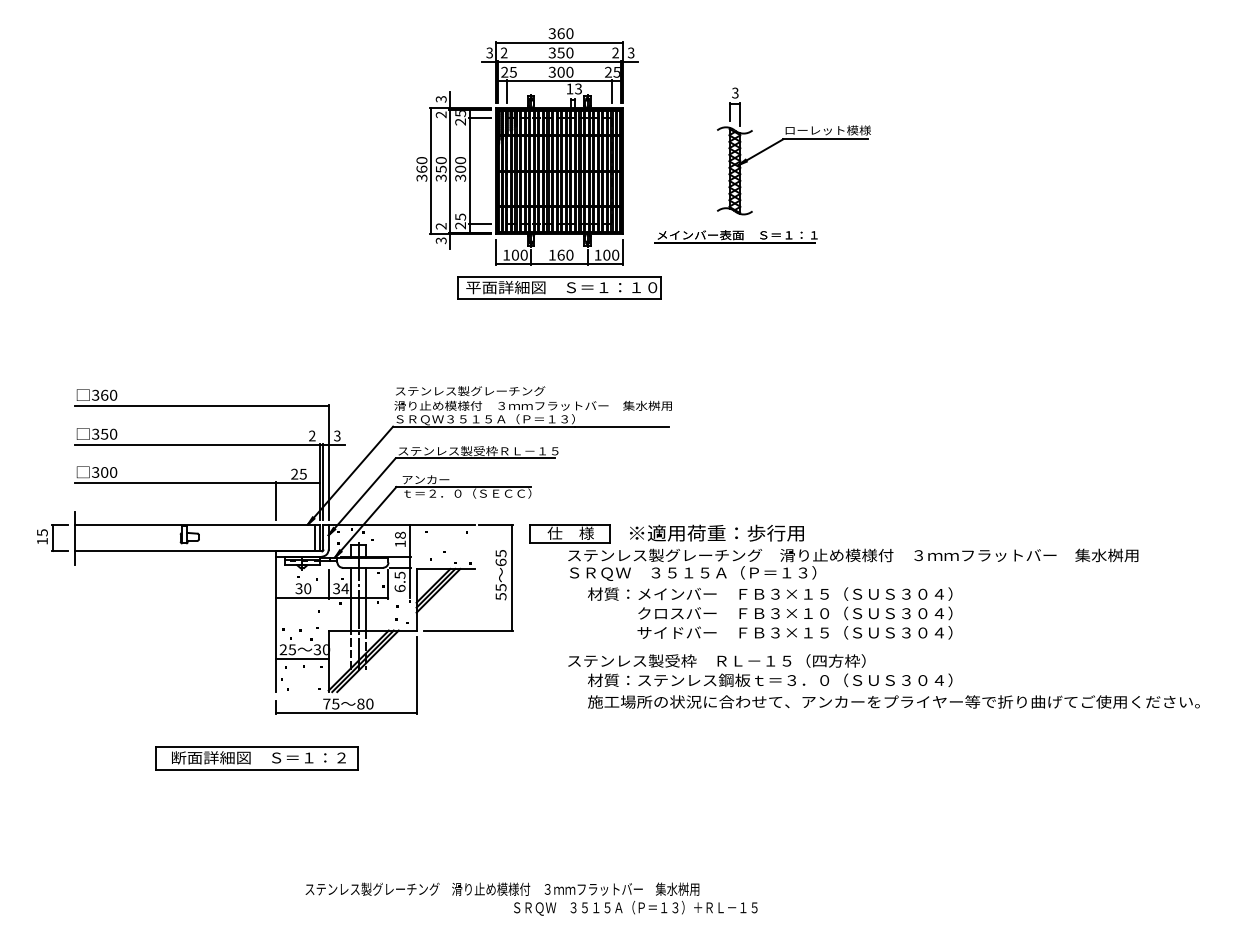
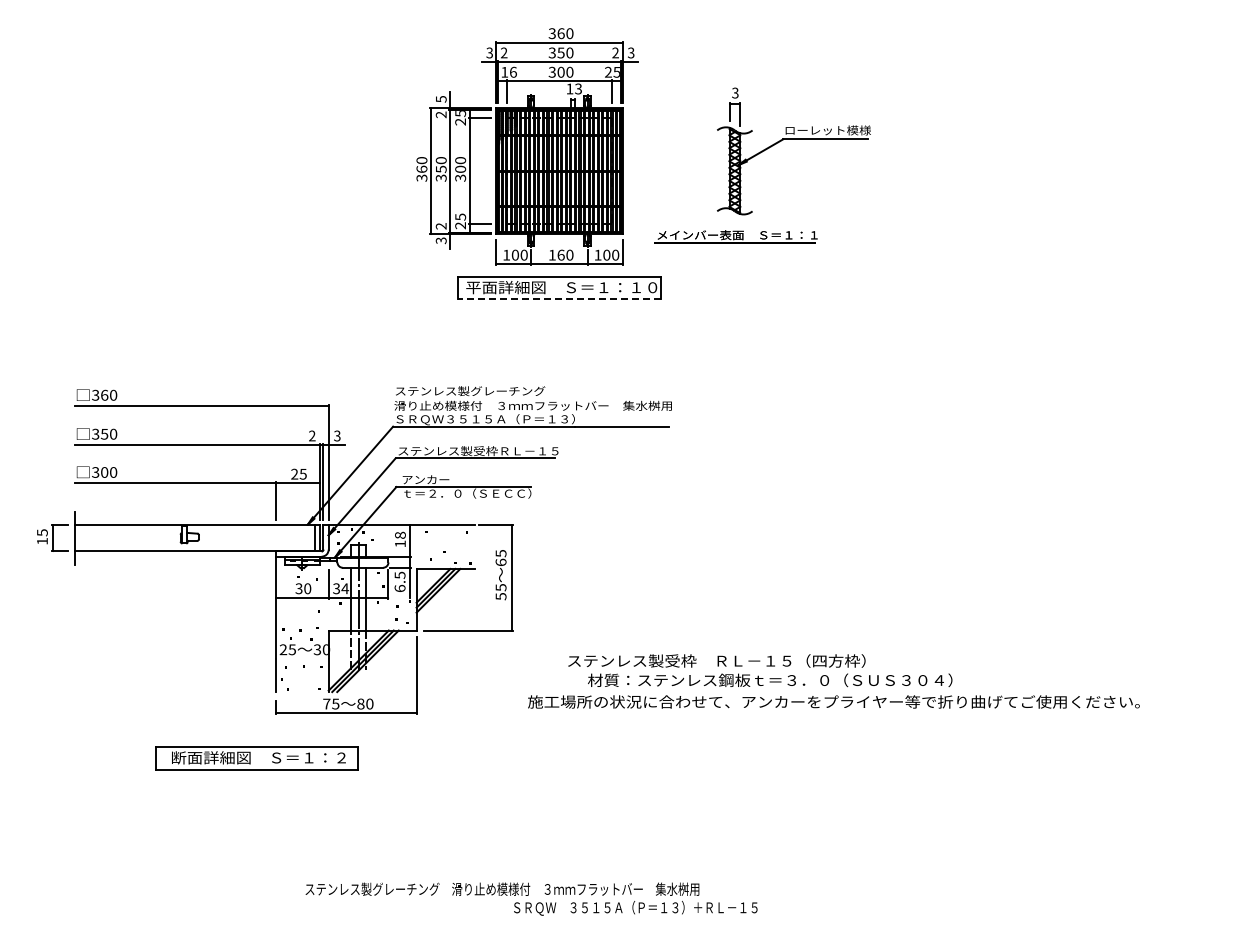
text: 25 -> 16 (508, 71)
text: 3 -> 5 (440, 99)
line: solid -> dashed (558, 299)
part: present -> none (828, 589)
line: present -> none (301, 658)
text position: (893, 701) -> (833, 701) (833, 701)
